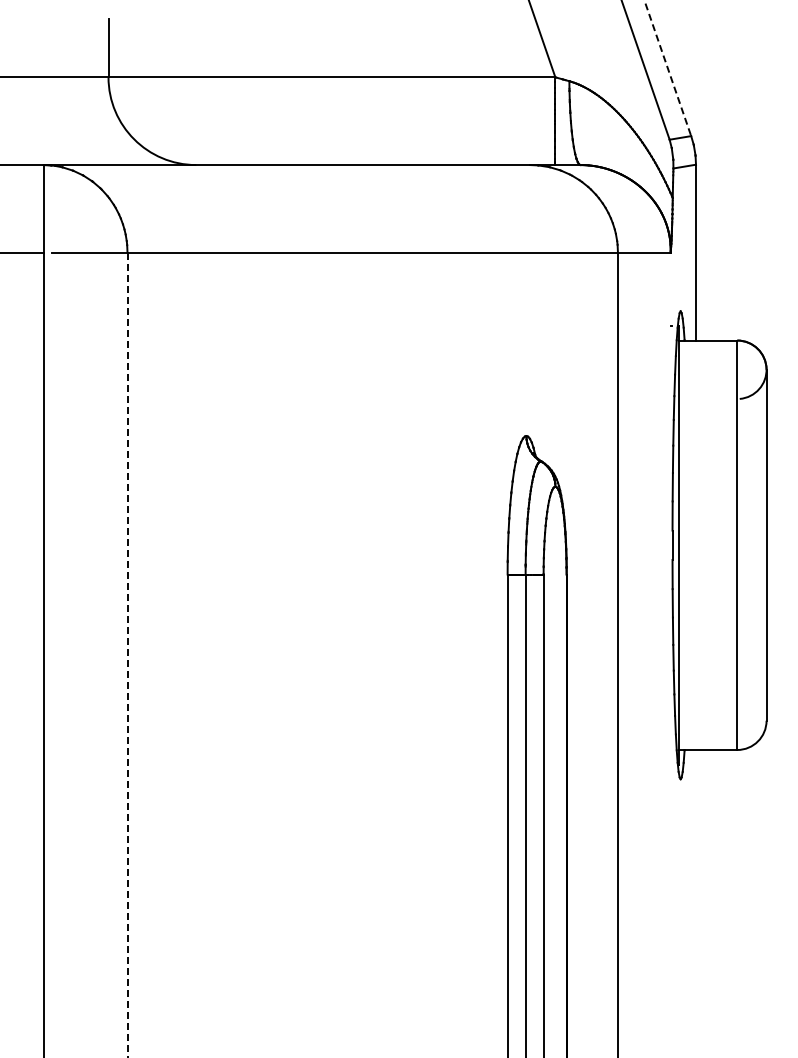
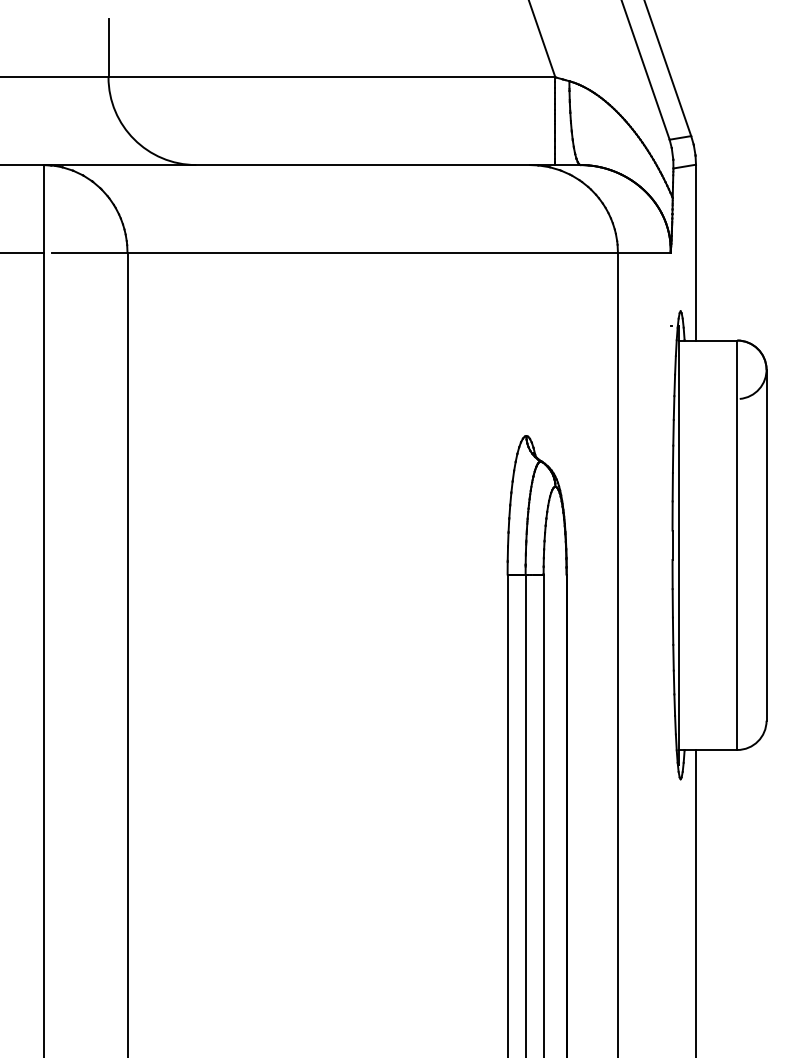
line: dashed -> solid (667, 68)
line: dashed -> solid (127, 655)
line: none -> present (696, 902)
